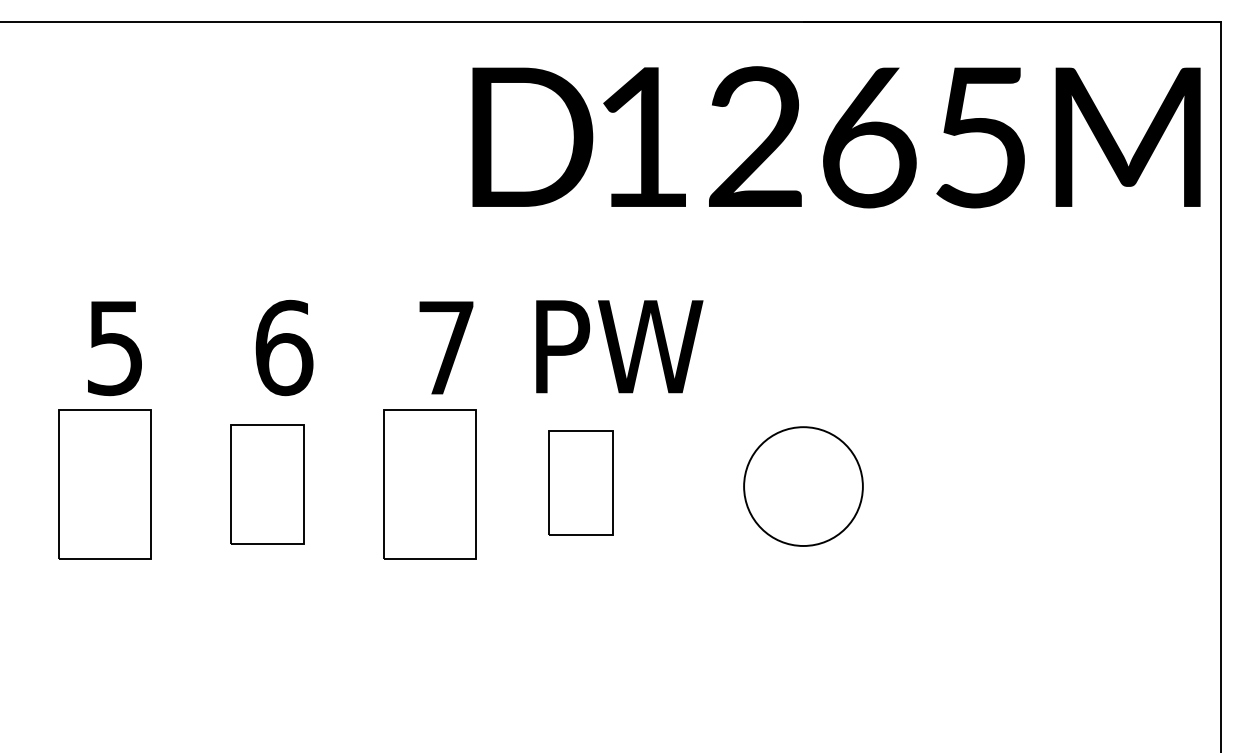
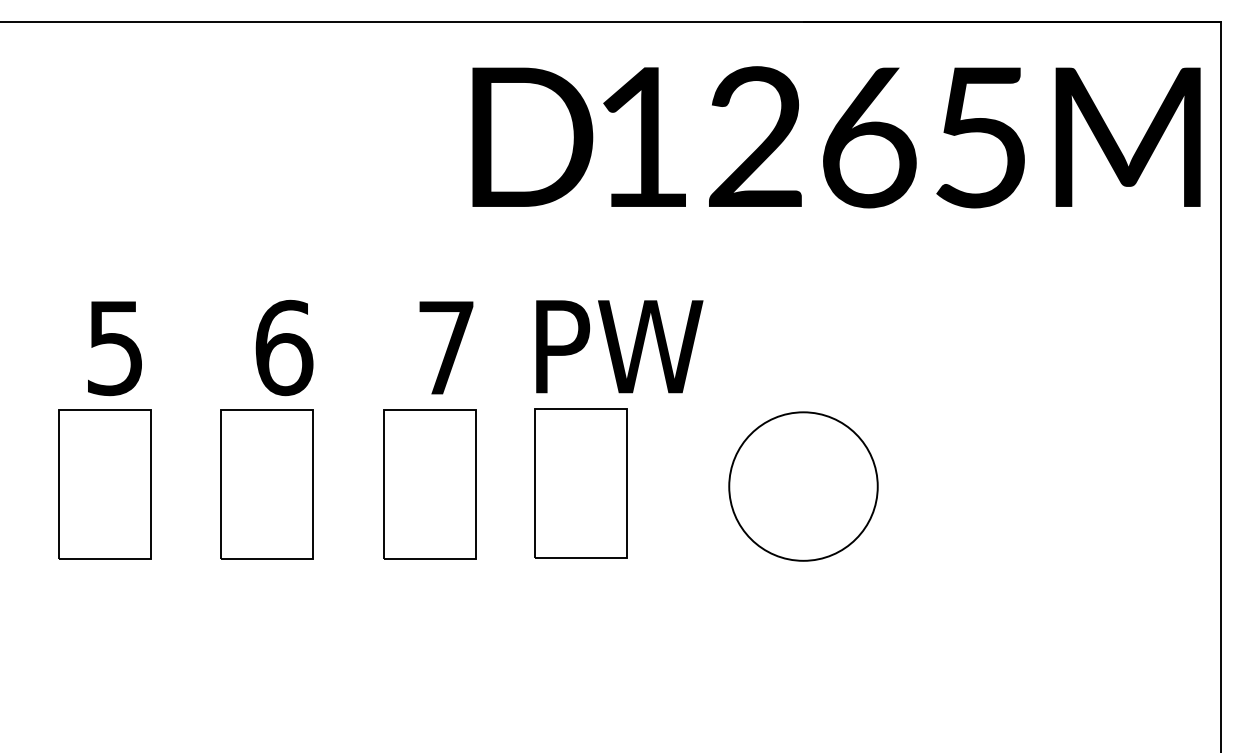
part size: 66x106 px -> 94x151 px (580, 483)
part size: 75x121 px -> 94x151 px (266, 484)
circle diameter: 119 px -> 149 px (803, 486)
